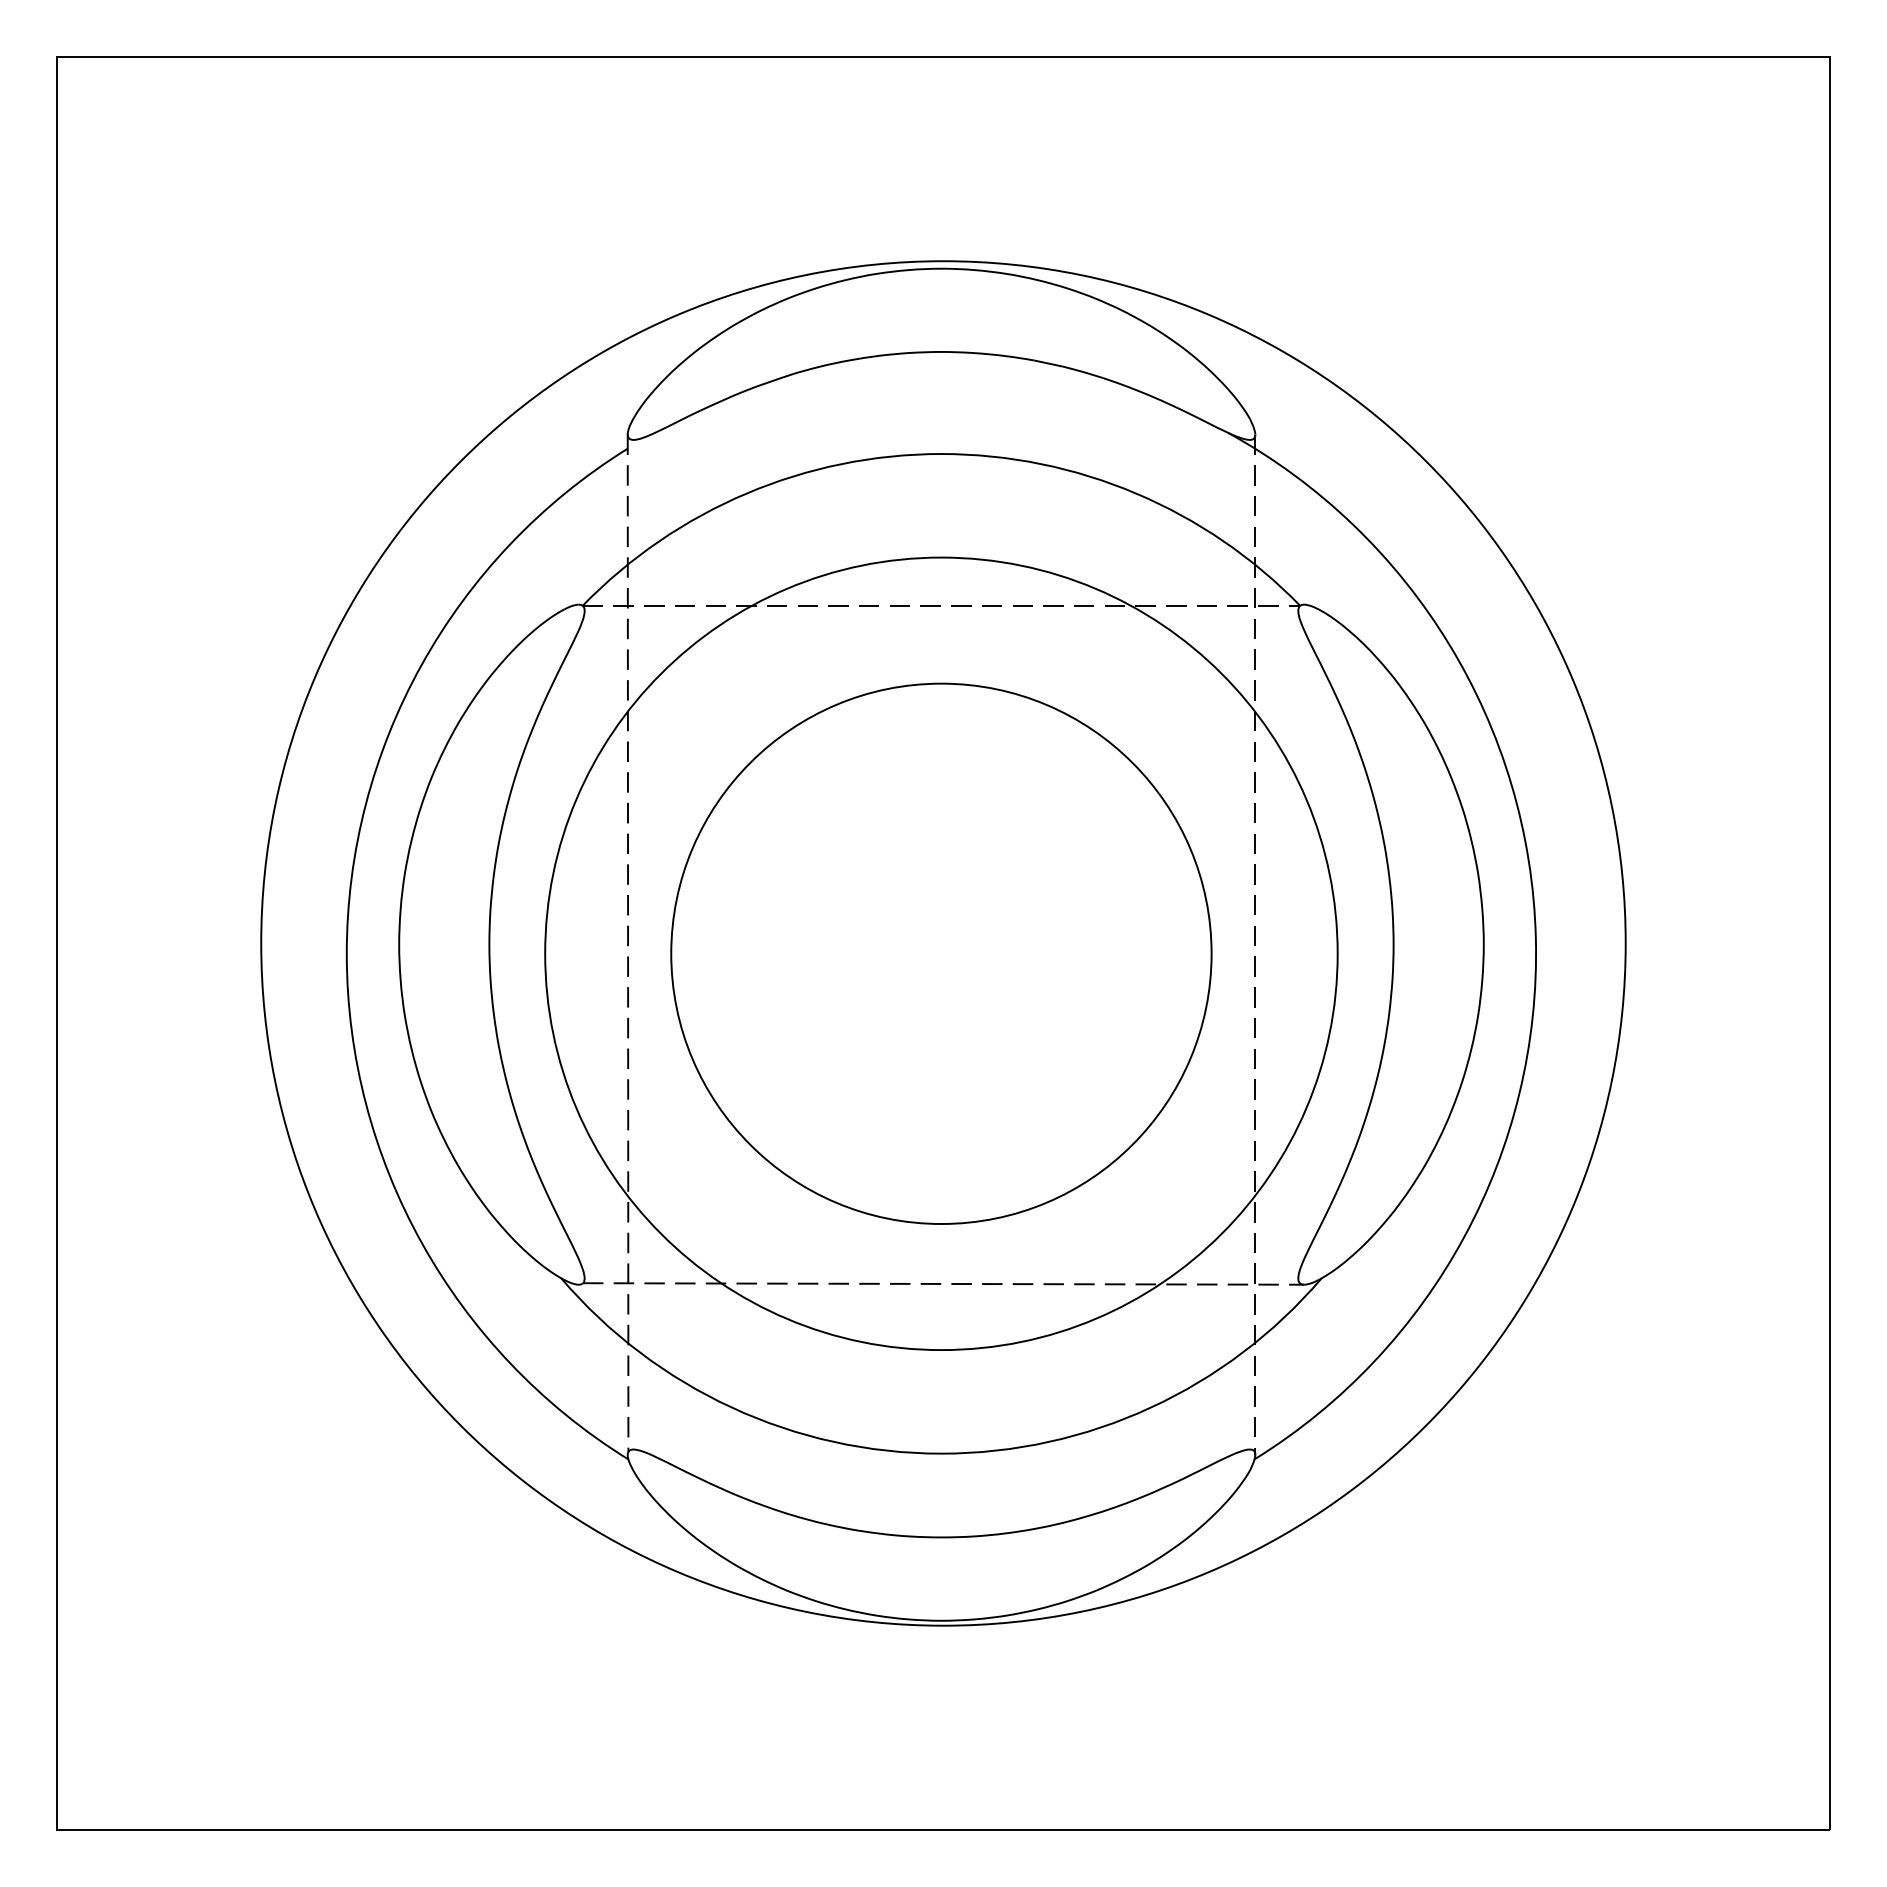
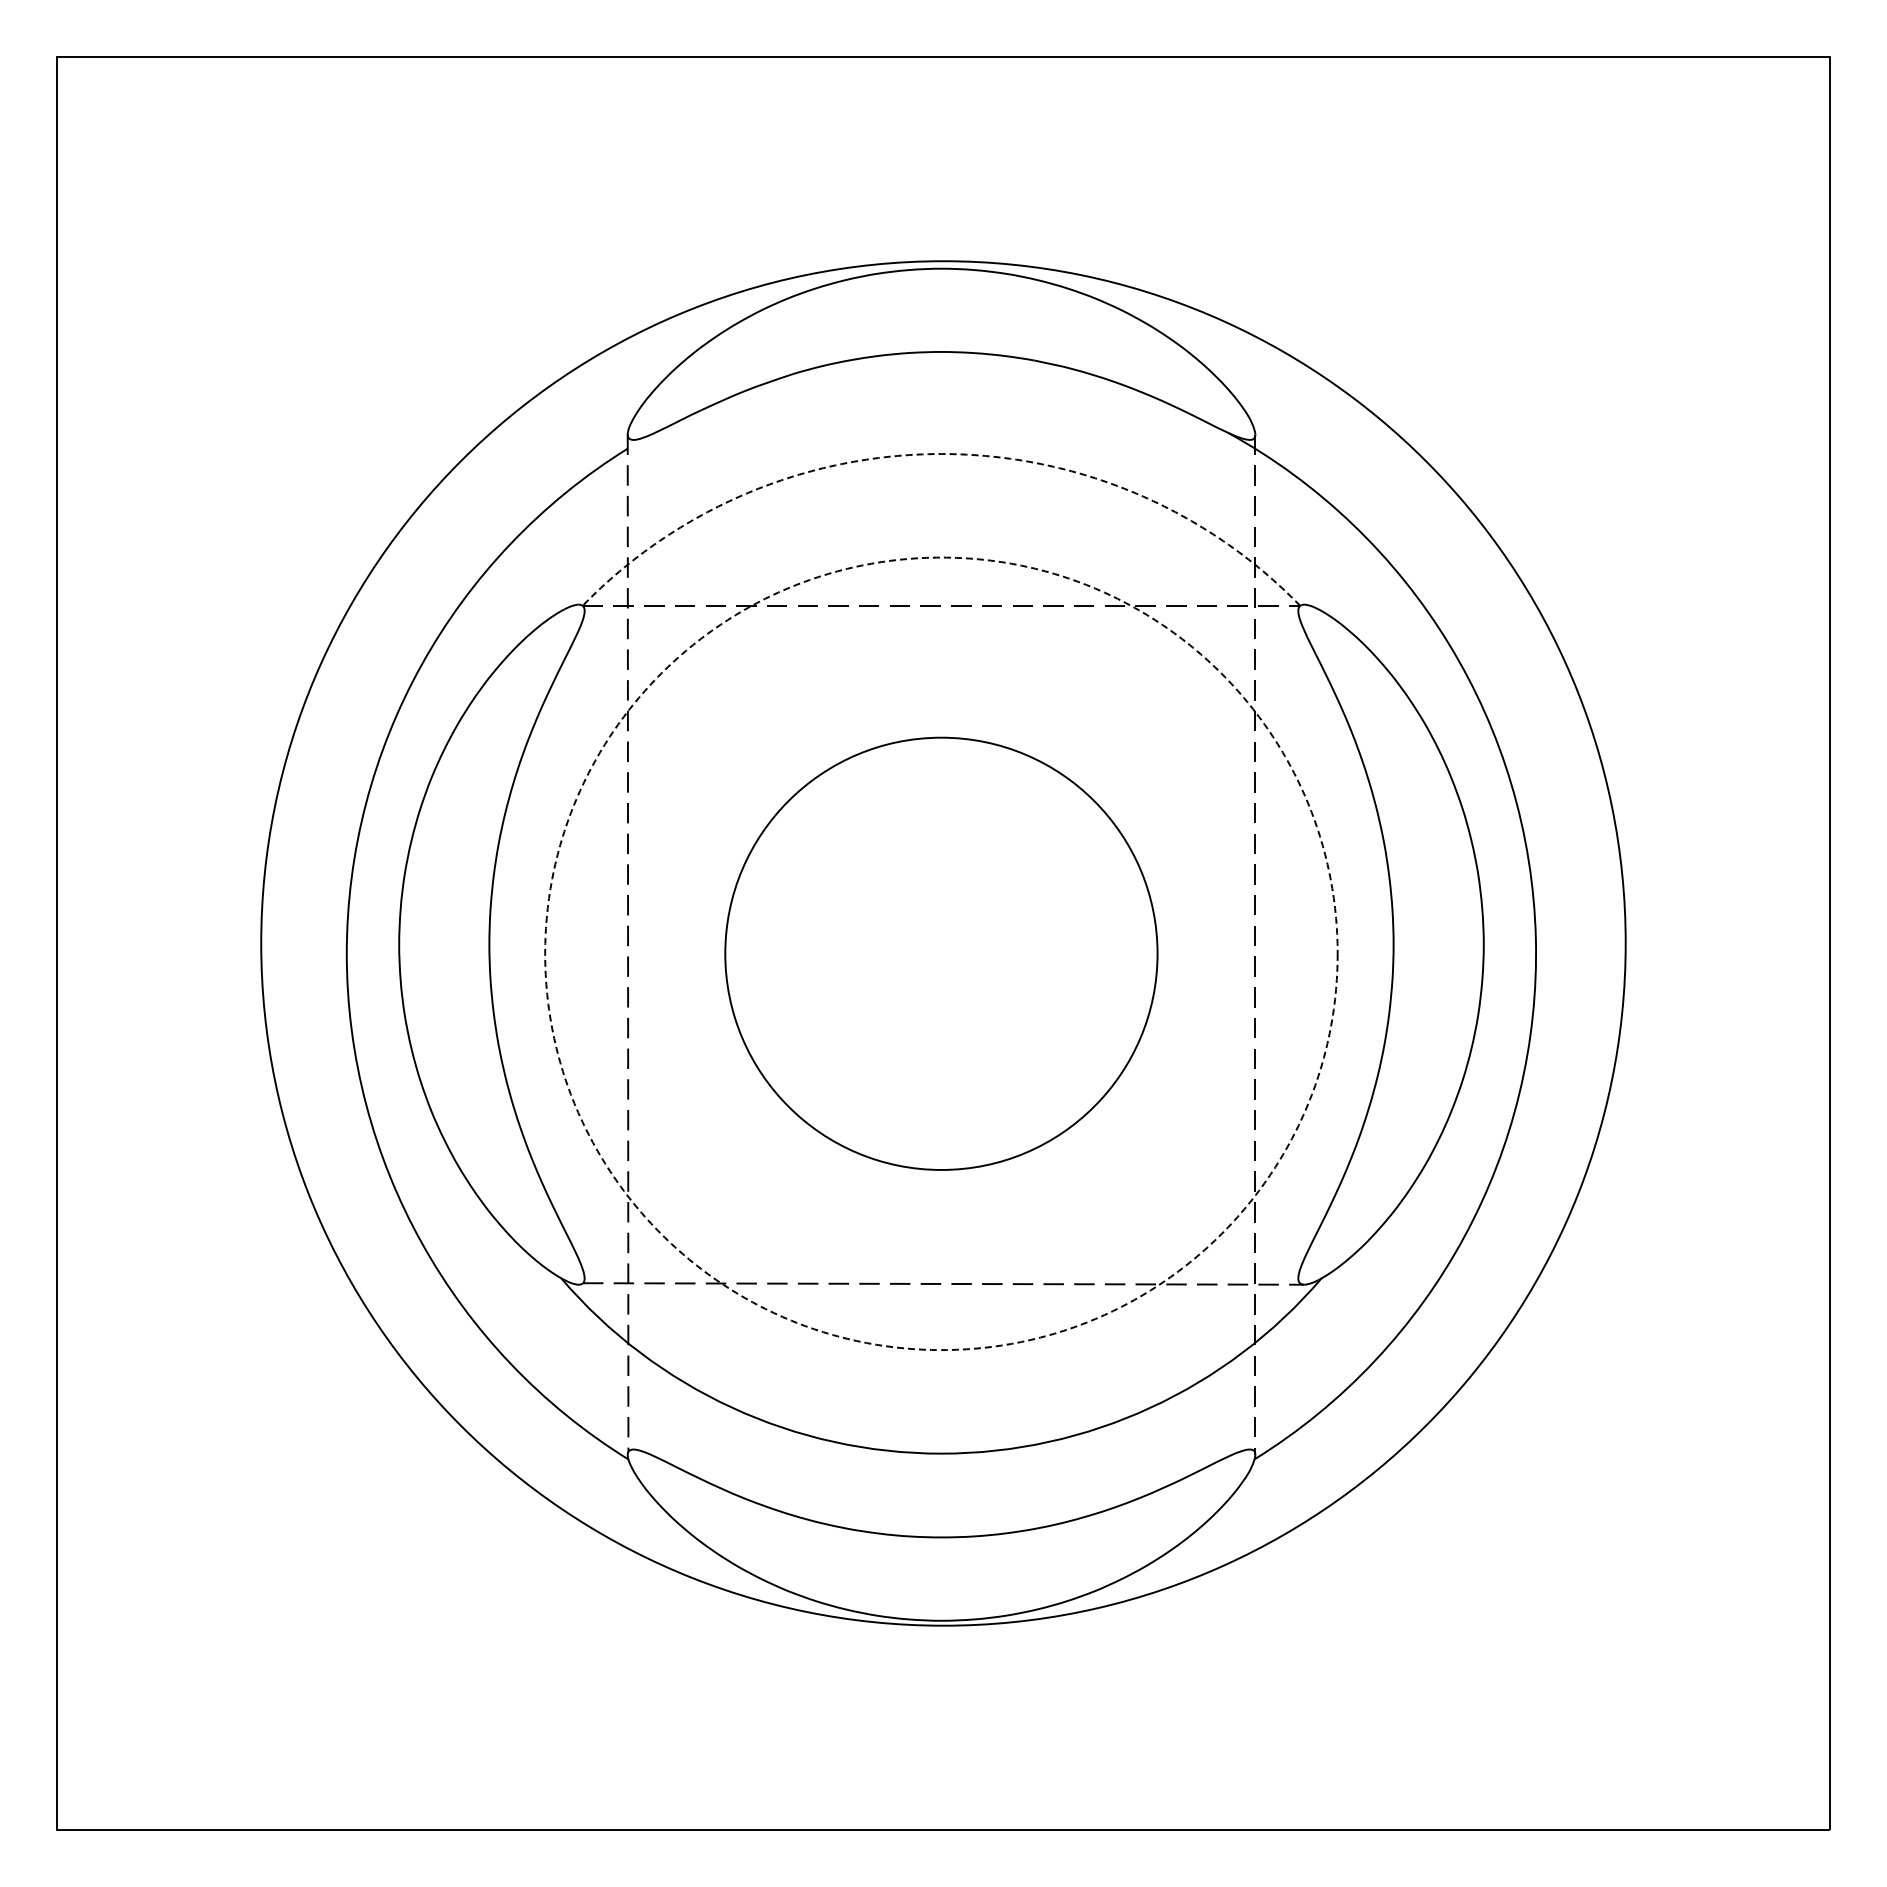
arc: solid -> dashed (941, 454)
circle diameter: 540 px -> 432 px (941, 953)
circle: solid -> dashed (941, 953)
